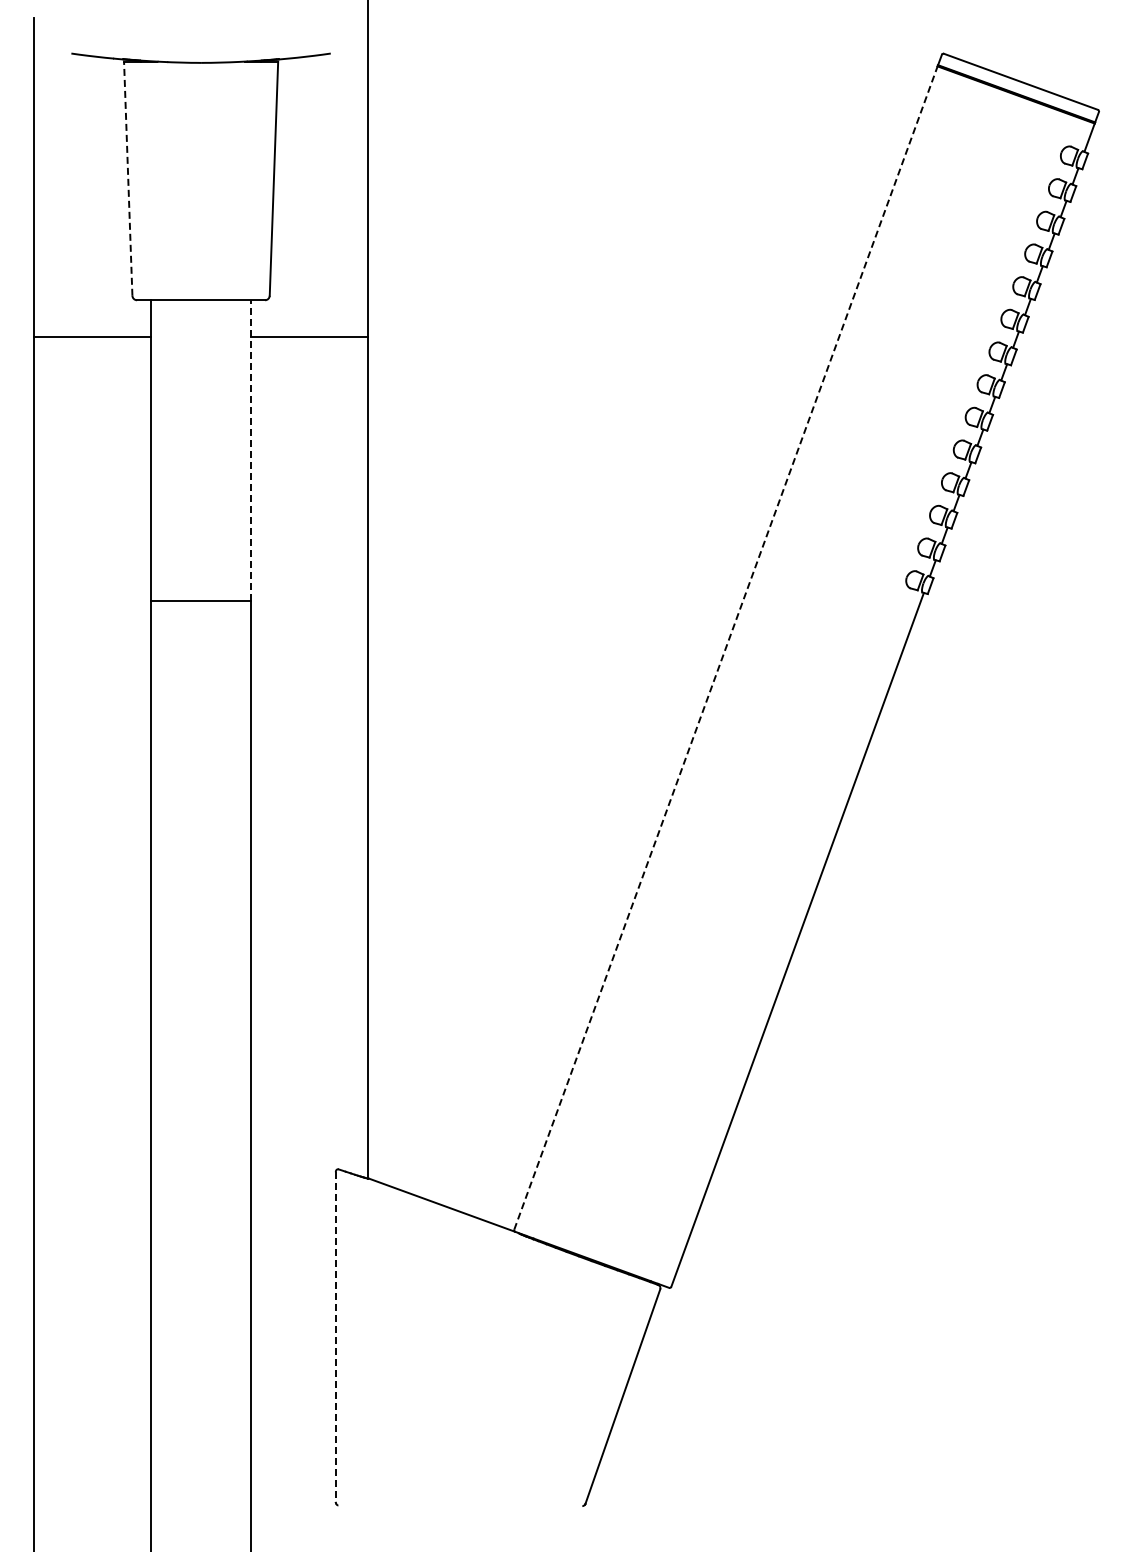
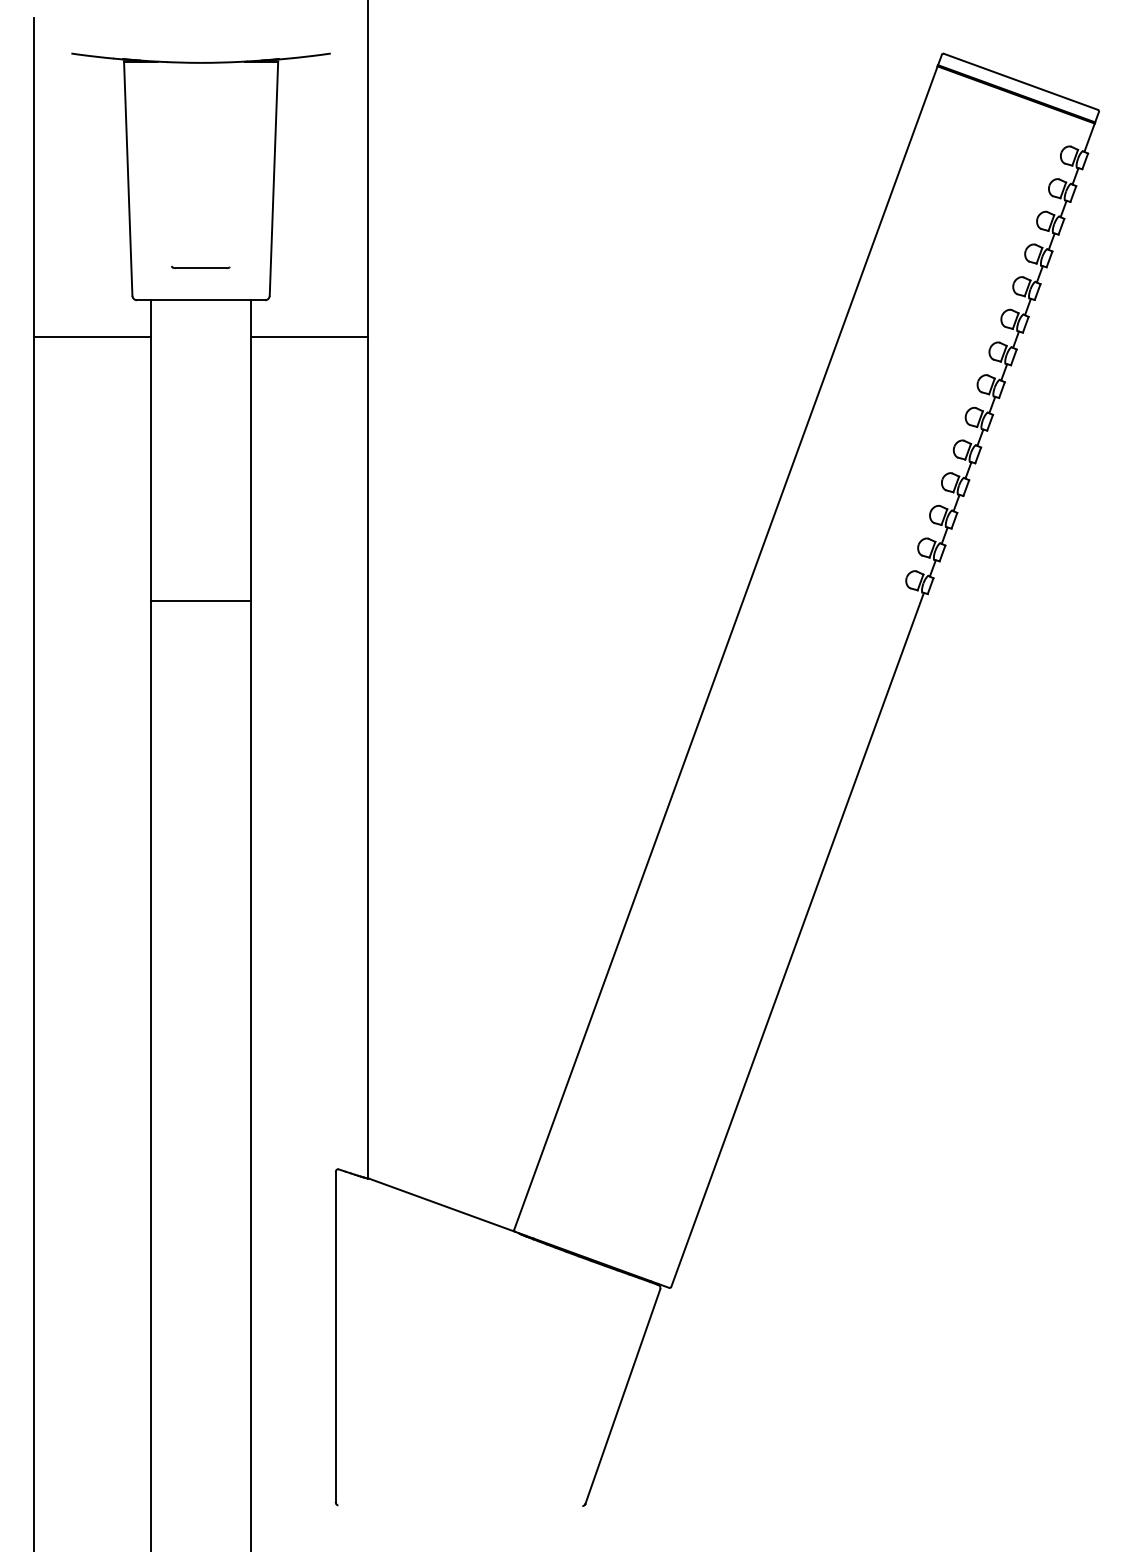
line: dashed -> solid (128, 178)
part: none -> present (200, 266)
line: dashed -> solid (251, 450)
line: dashed -> solid (725, 648)
line: dashed -> solid (335, 1337)
